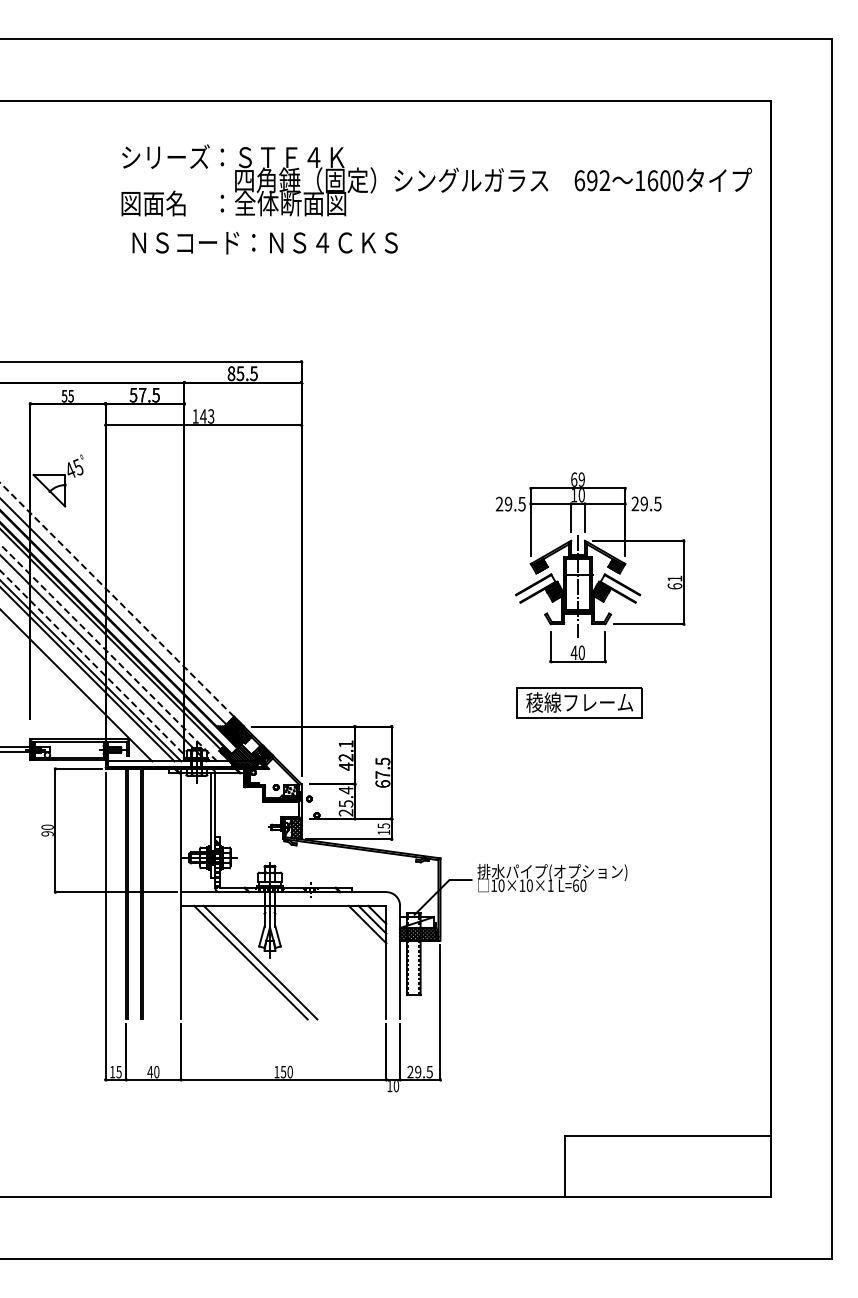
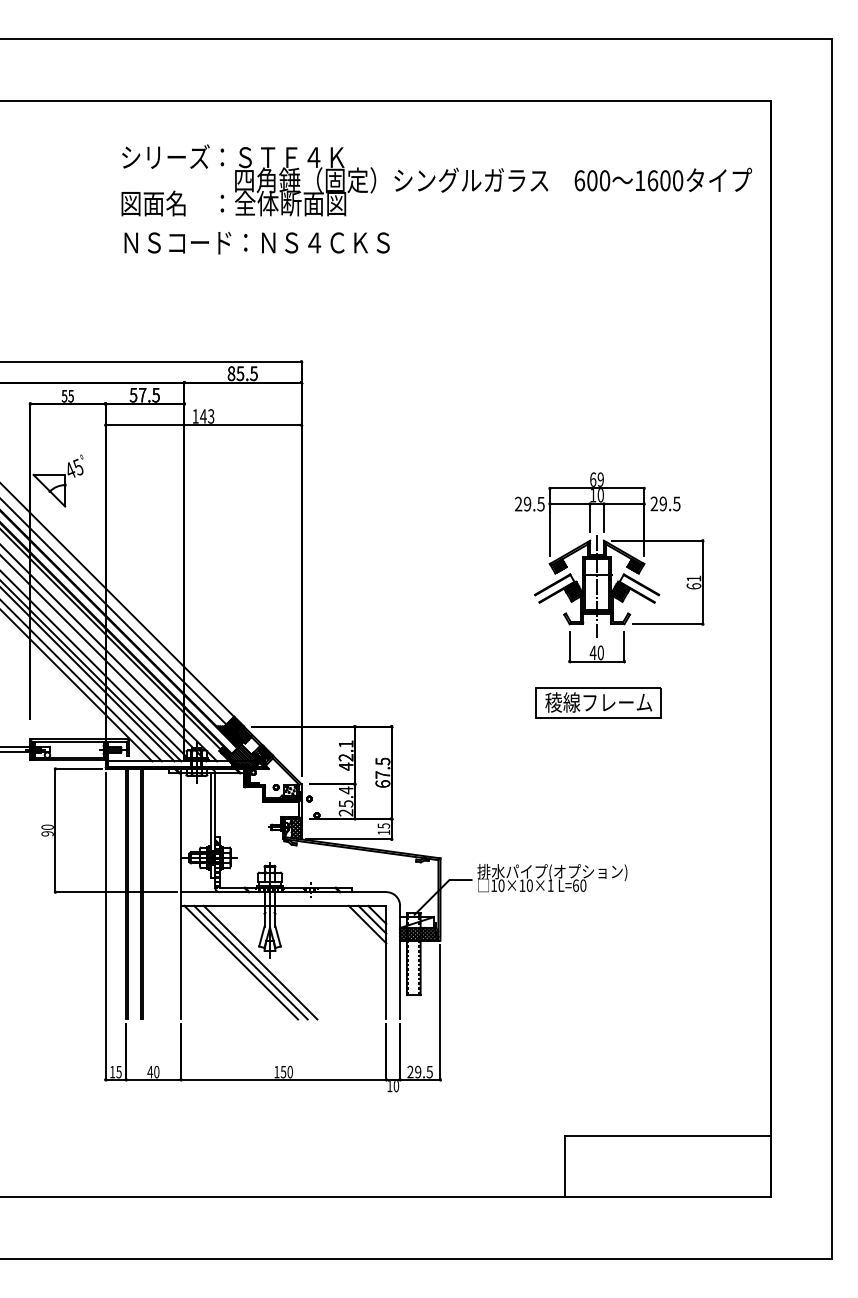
text: 692 -> 600 (598, 180)
text position: (264, 243) -> (256, 243) (256, 243)
part position: (590, 567) -> (609, 567) (609, 567)
line: dashed -> solid (116, 599)
line: dashed -> solid (108, 652)
line: dashed -> solid (95, 665)
line: none -> present (81, 681)
part position: (579, 702) -> (598, 702) (598, 702)
line: none -> present (241, 962)
